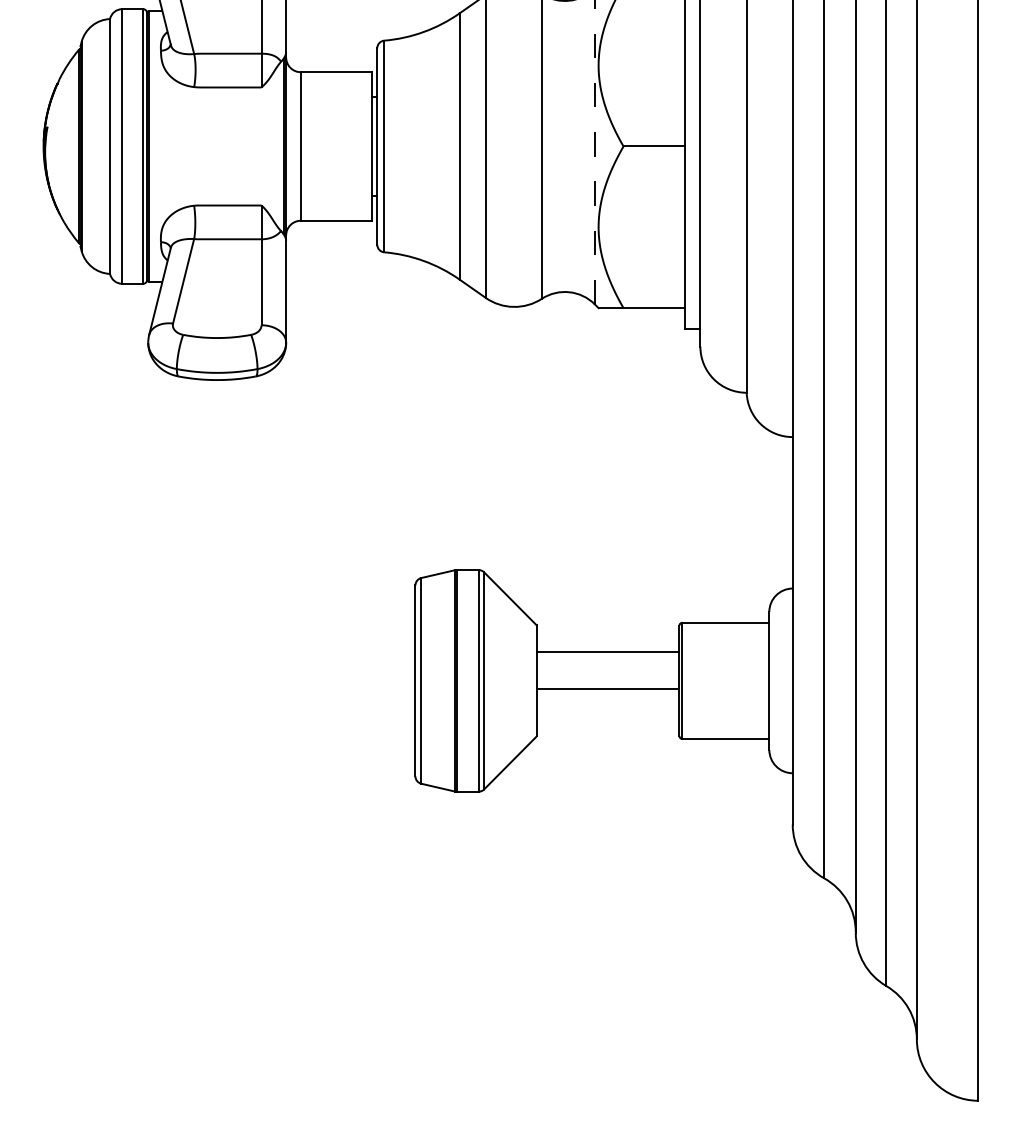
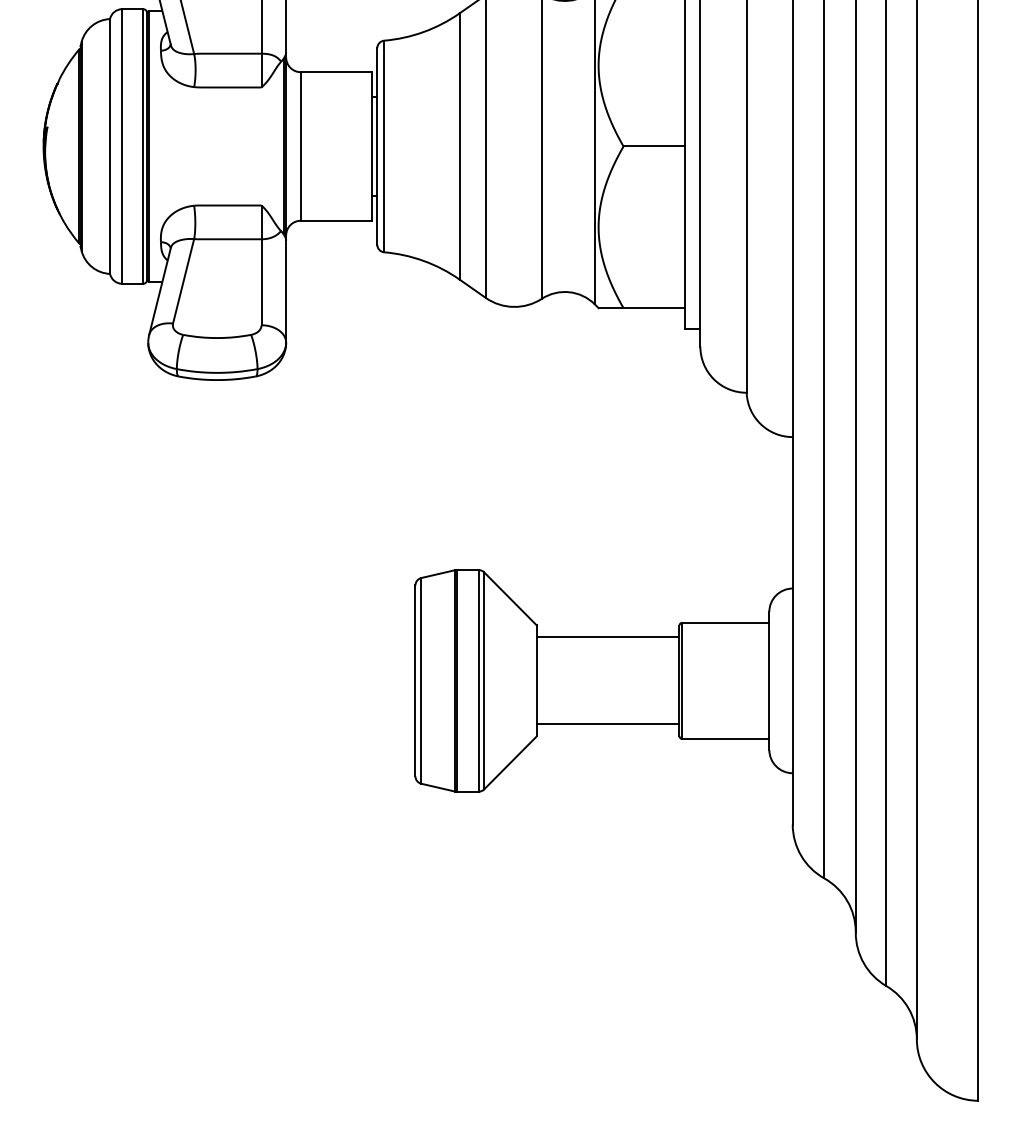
line: dashed -> solid (594, 152)
line position: (607, 652) -> (607, 637) (607, 637)
line position: (607, 689) -> (607, 724) (607, 724)
